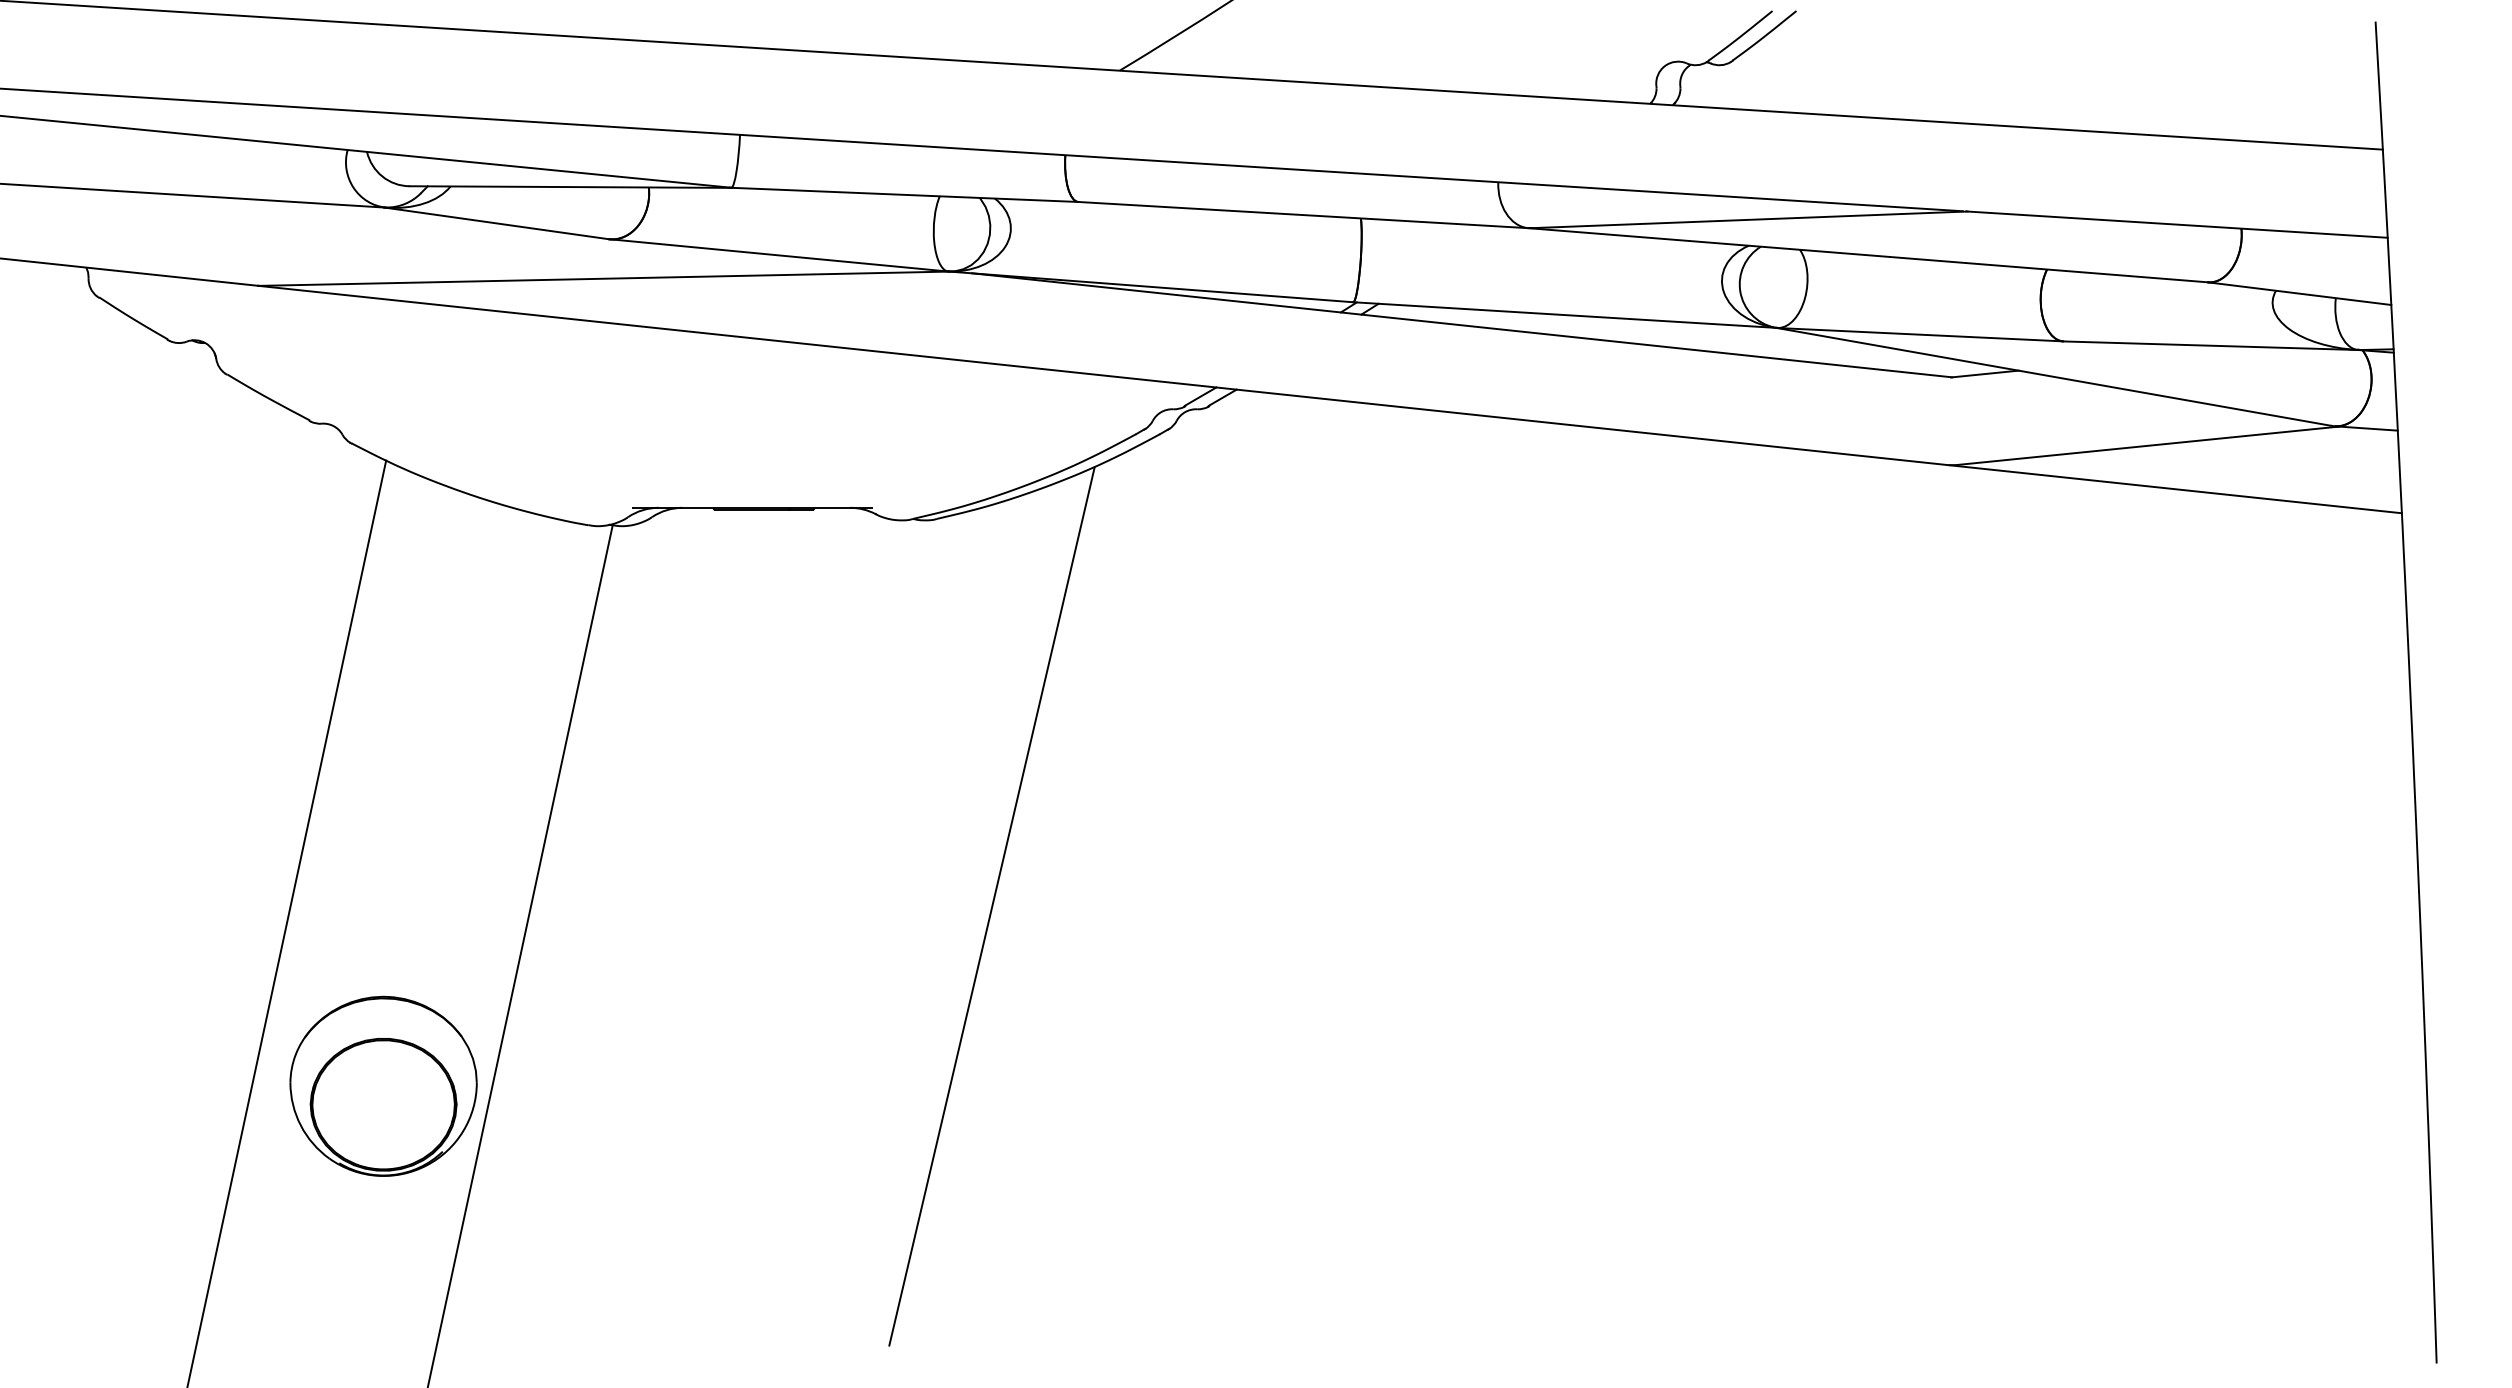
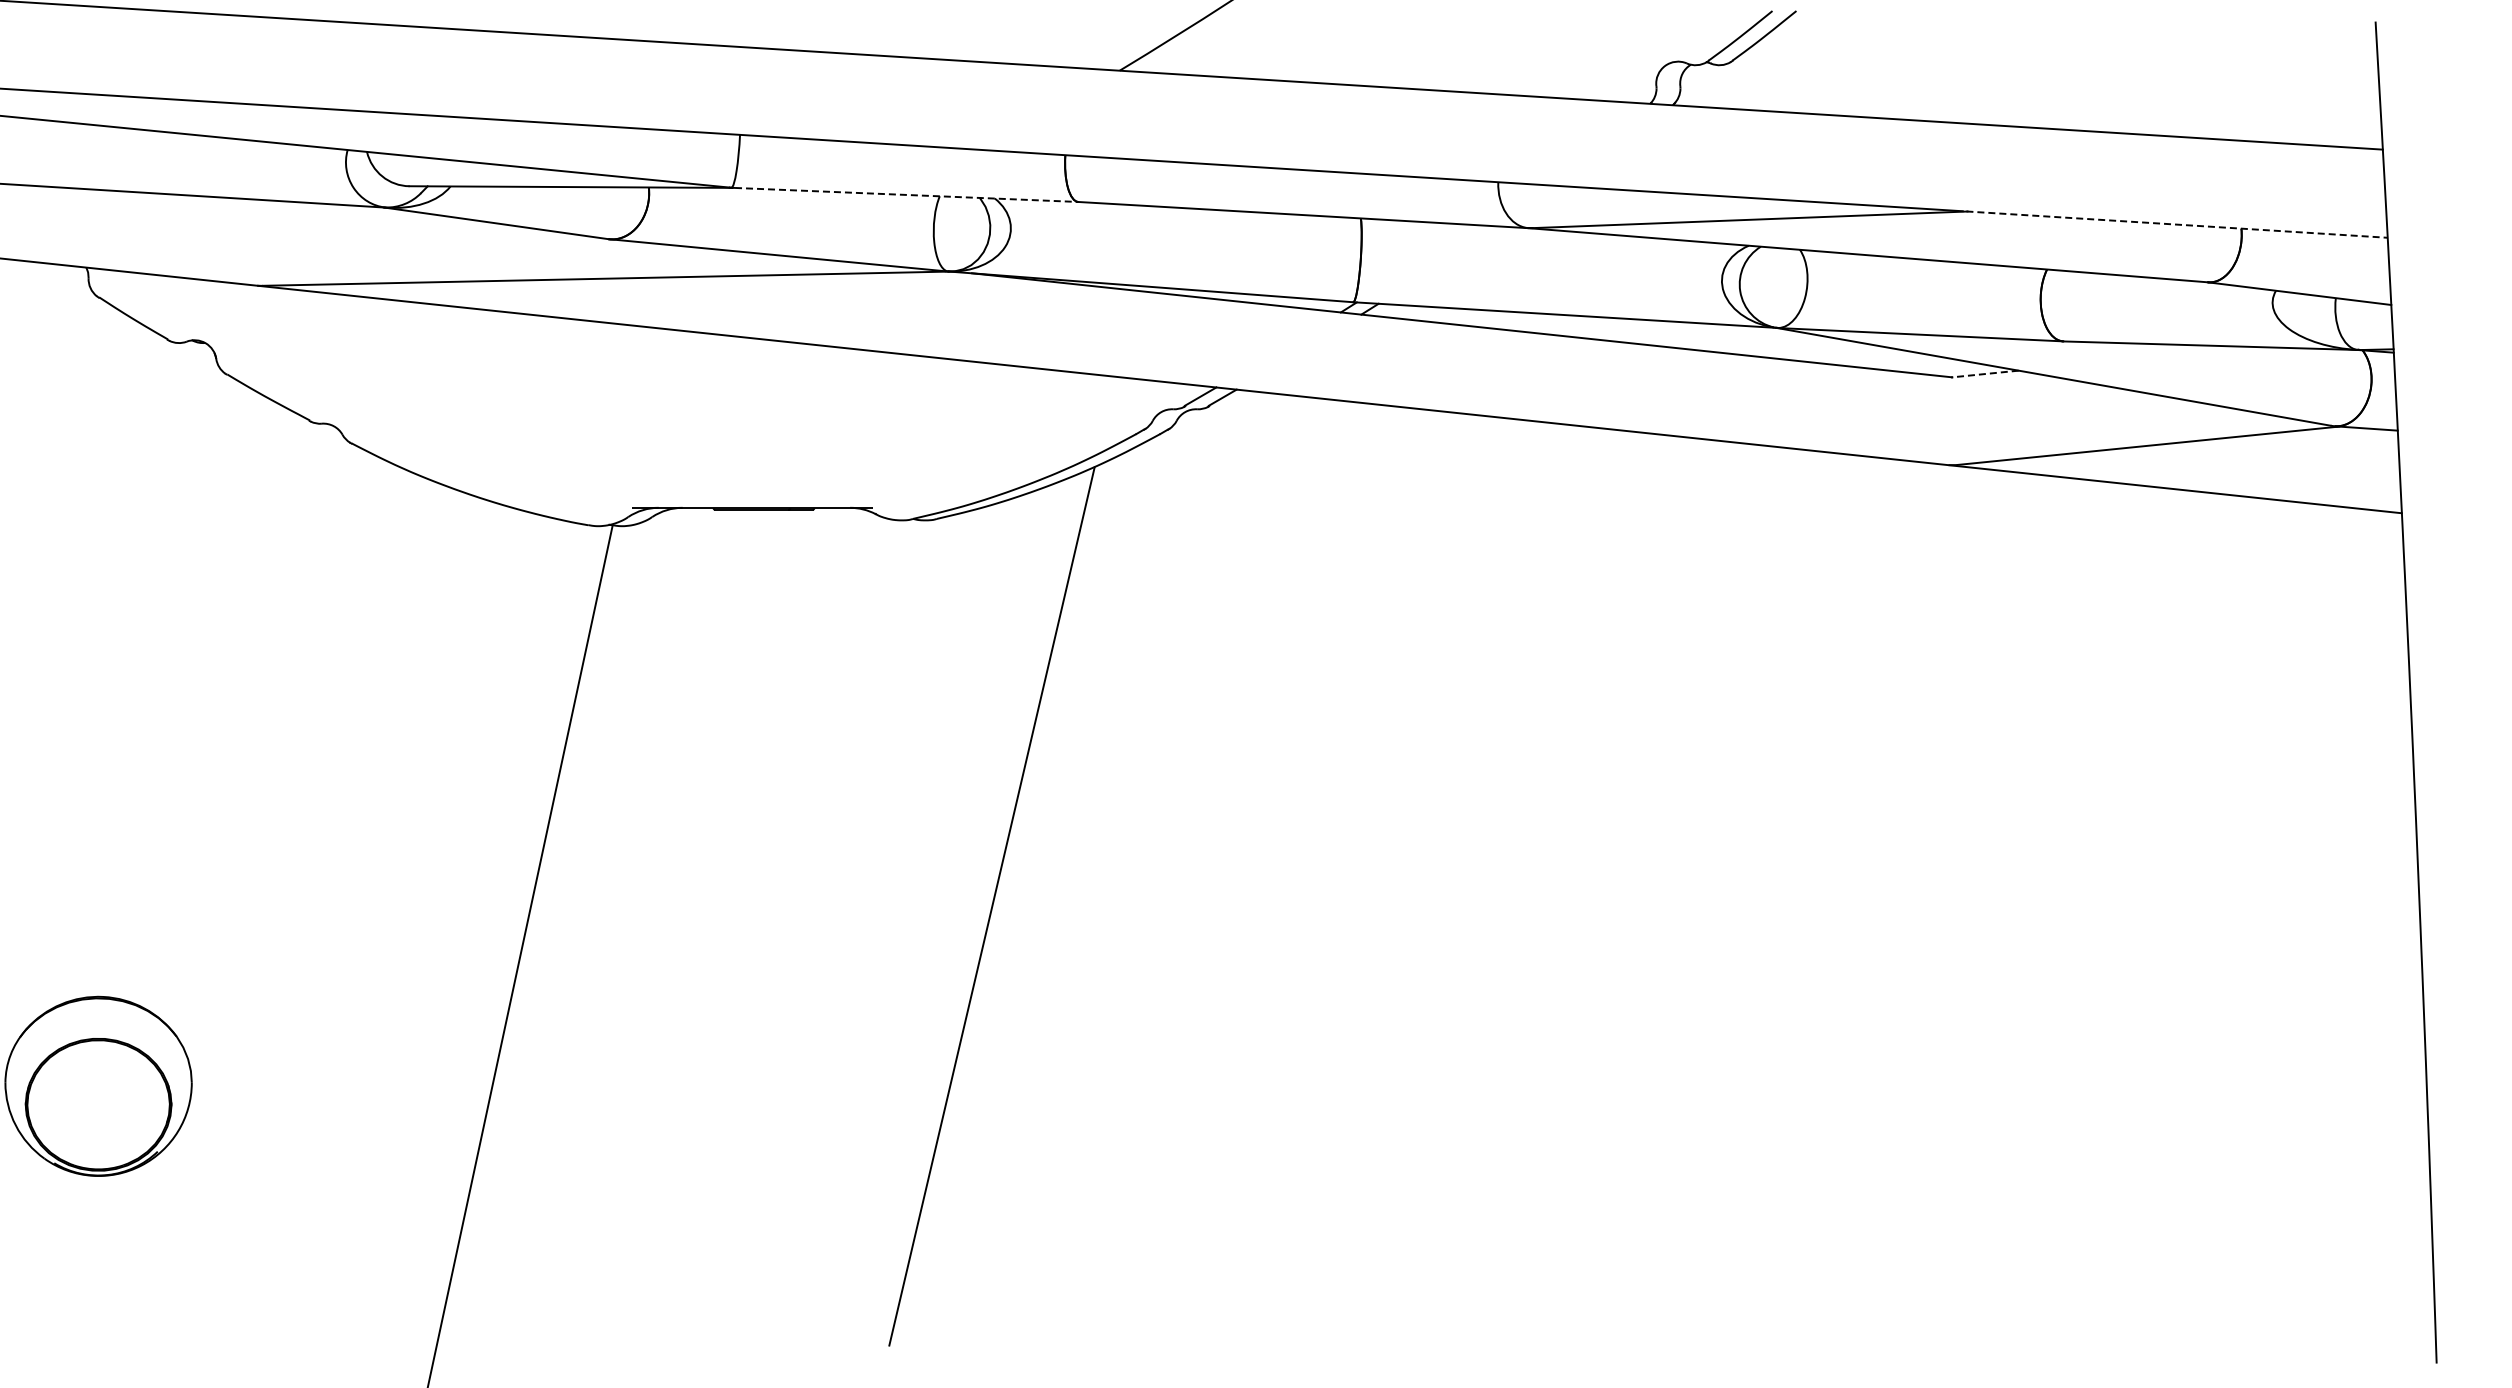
line: solid -> dashed (906, 194)
line: solid -> dashed (2177, 224)
line: solid -> dashed (1984, 374)
line: present -> none (287, 922)
part position: (383, 1085) -> (98, 1085) (98, 1085)
